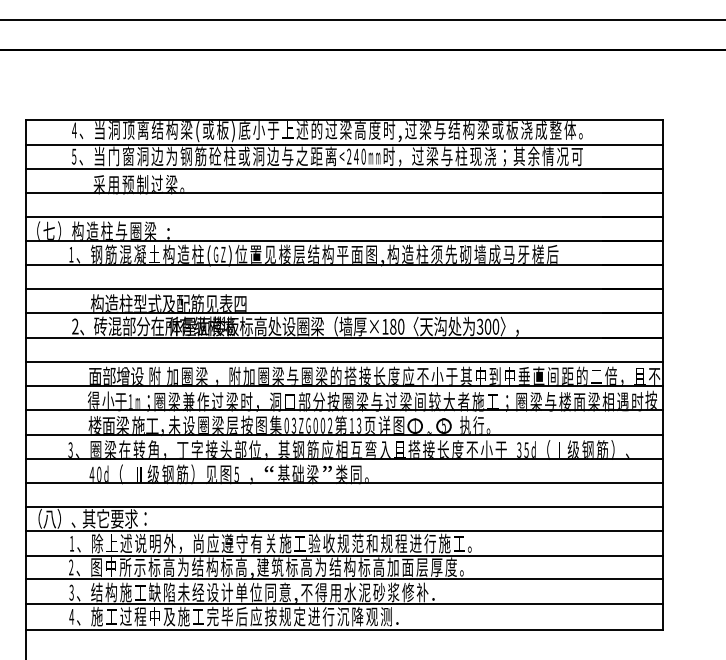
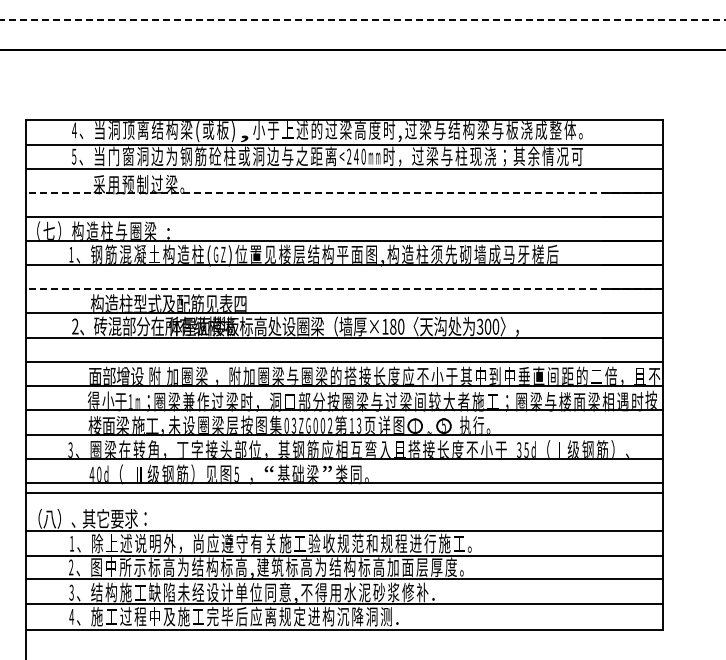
line: solid -> dashed (362, 19)
text: 或 -> 与 (497, 130)
text: 底 -> , (244, 131)
line: solid -> dashed (344, 192)
line: solid -> dashed (344, 289)
line position: (344, 506) -> (344, 492) (344, 492)
text: 按 -> 离 (270, 616)
text: 行 -> 构 (328, 616)
text: 观 -> 洞 (371, 616)
